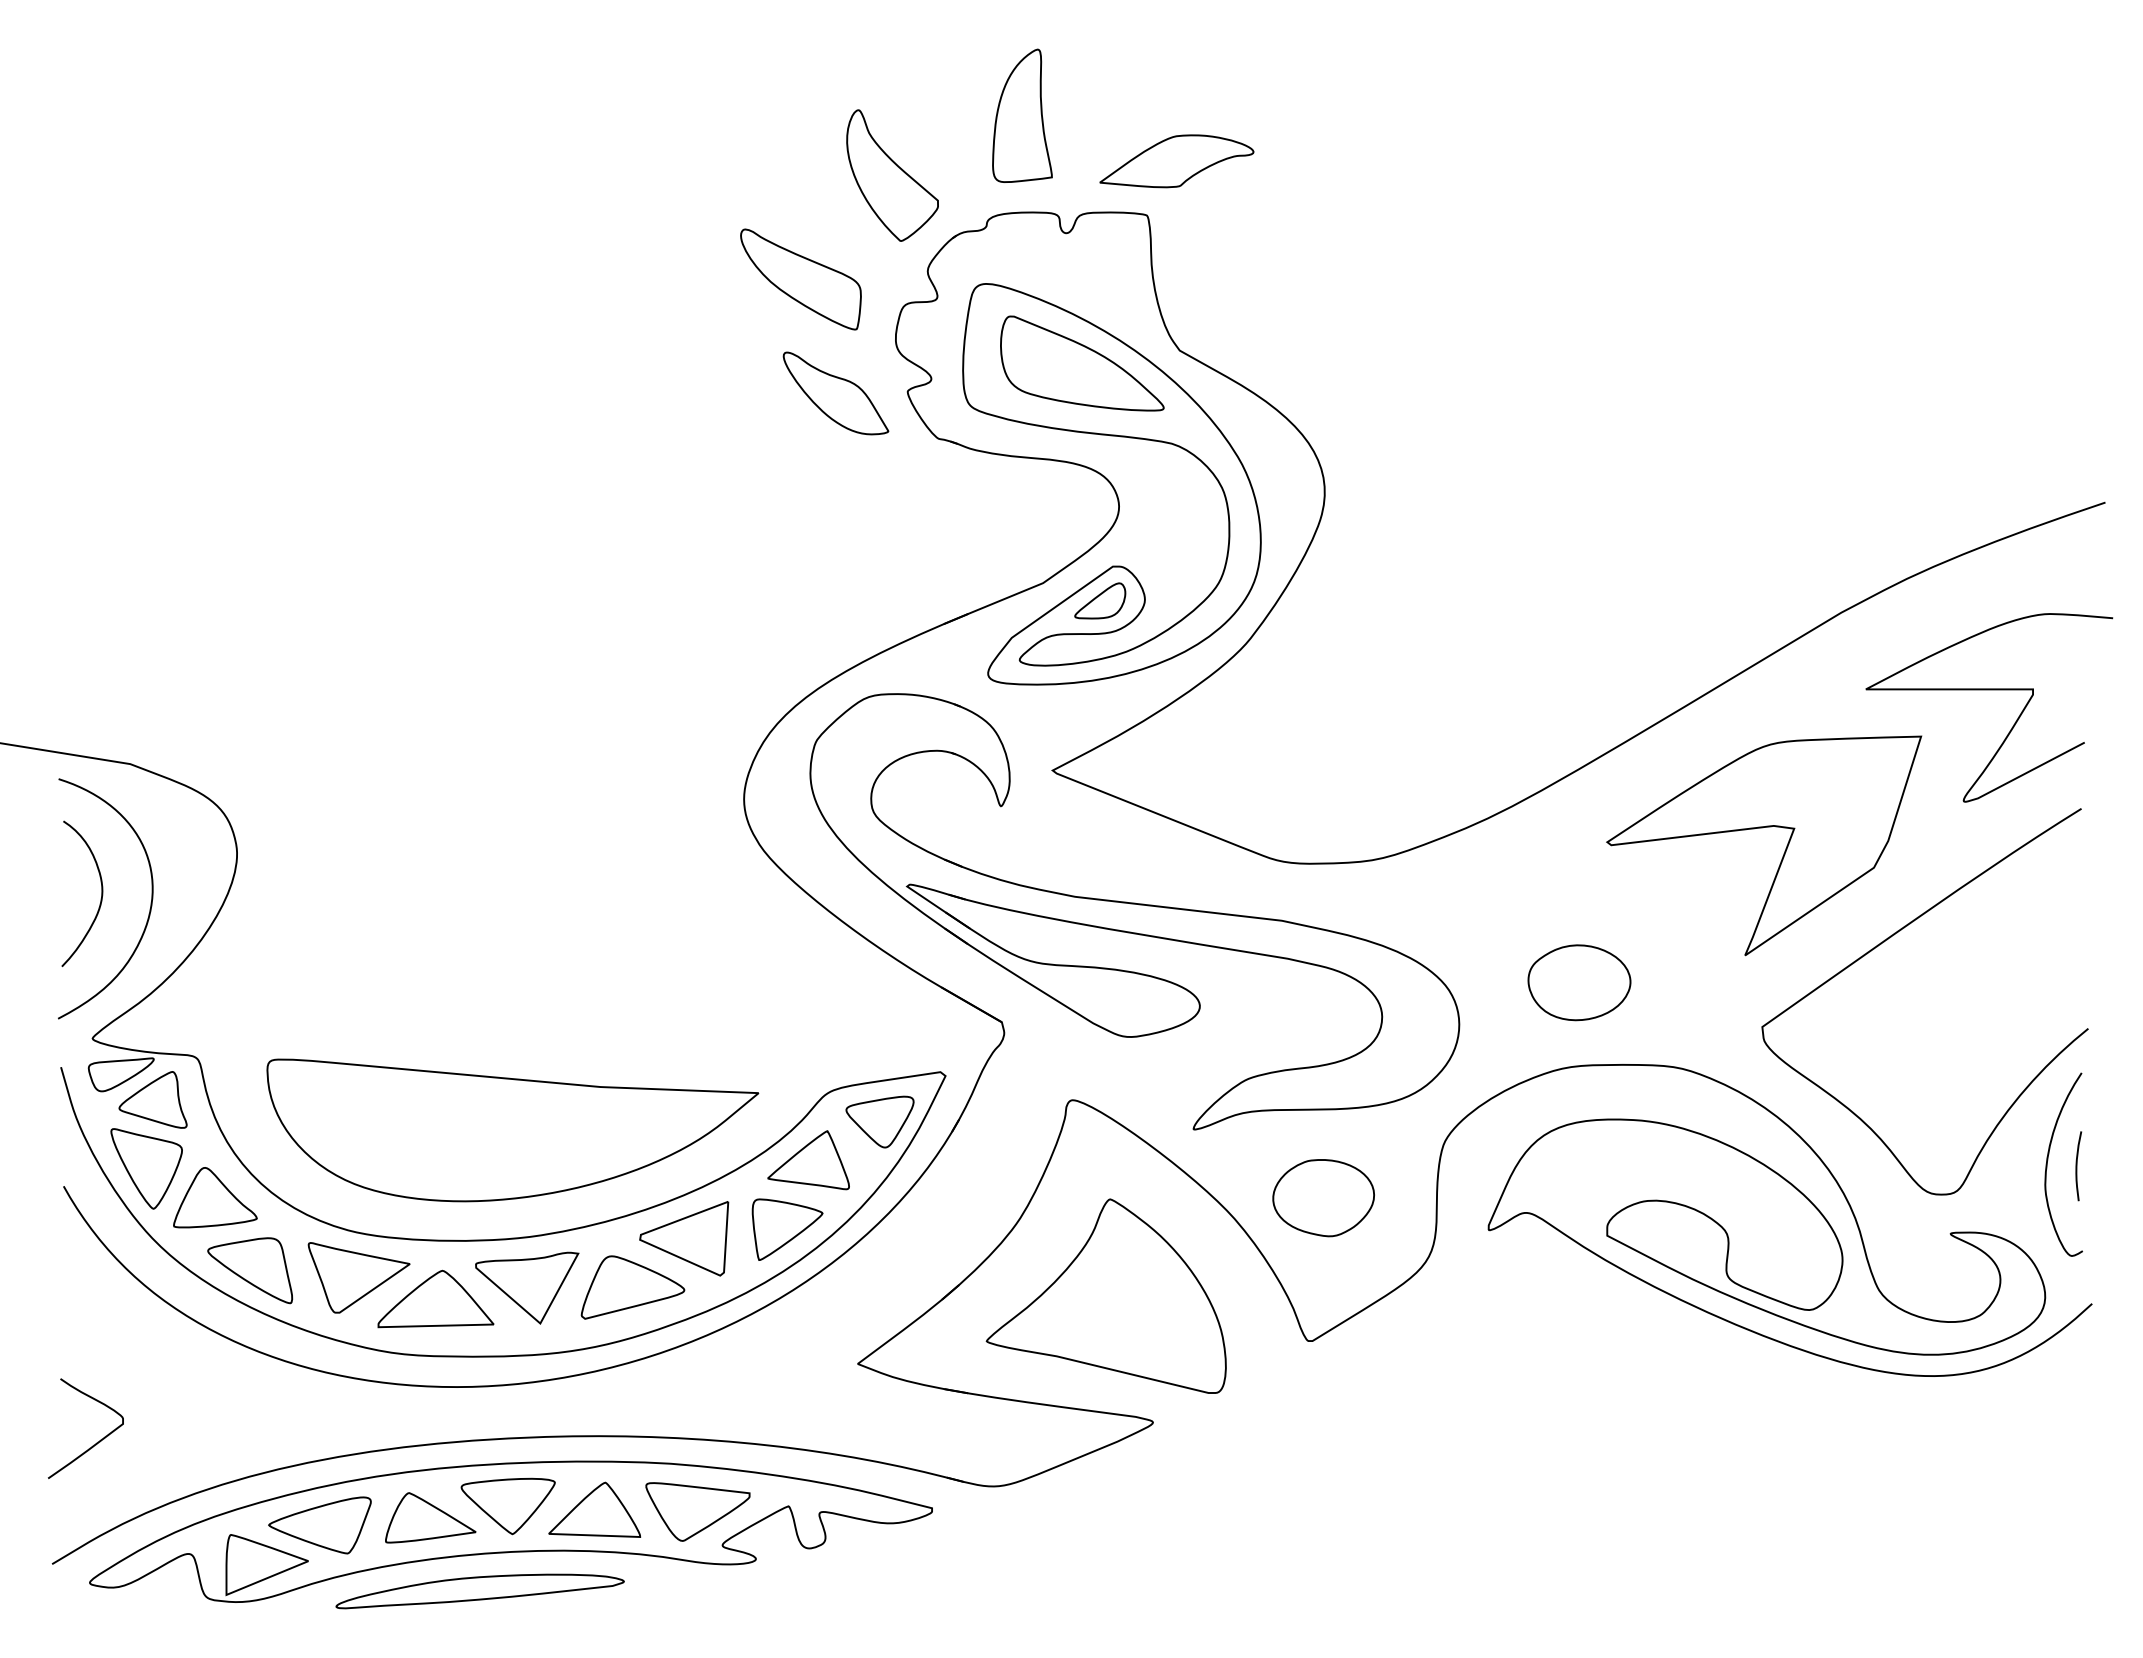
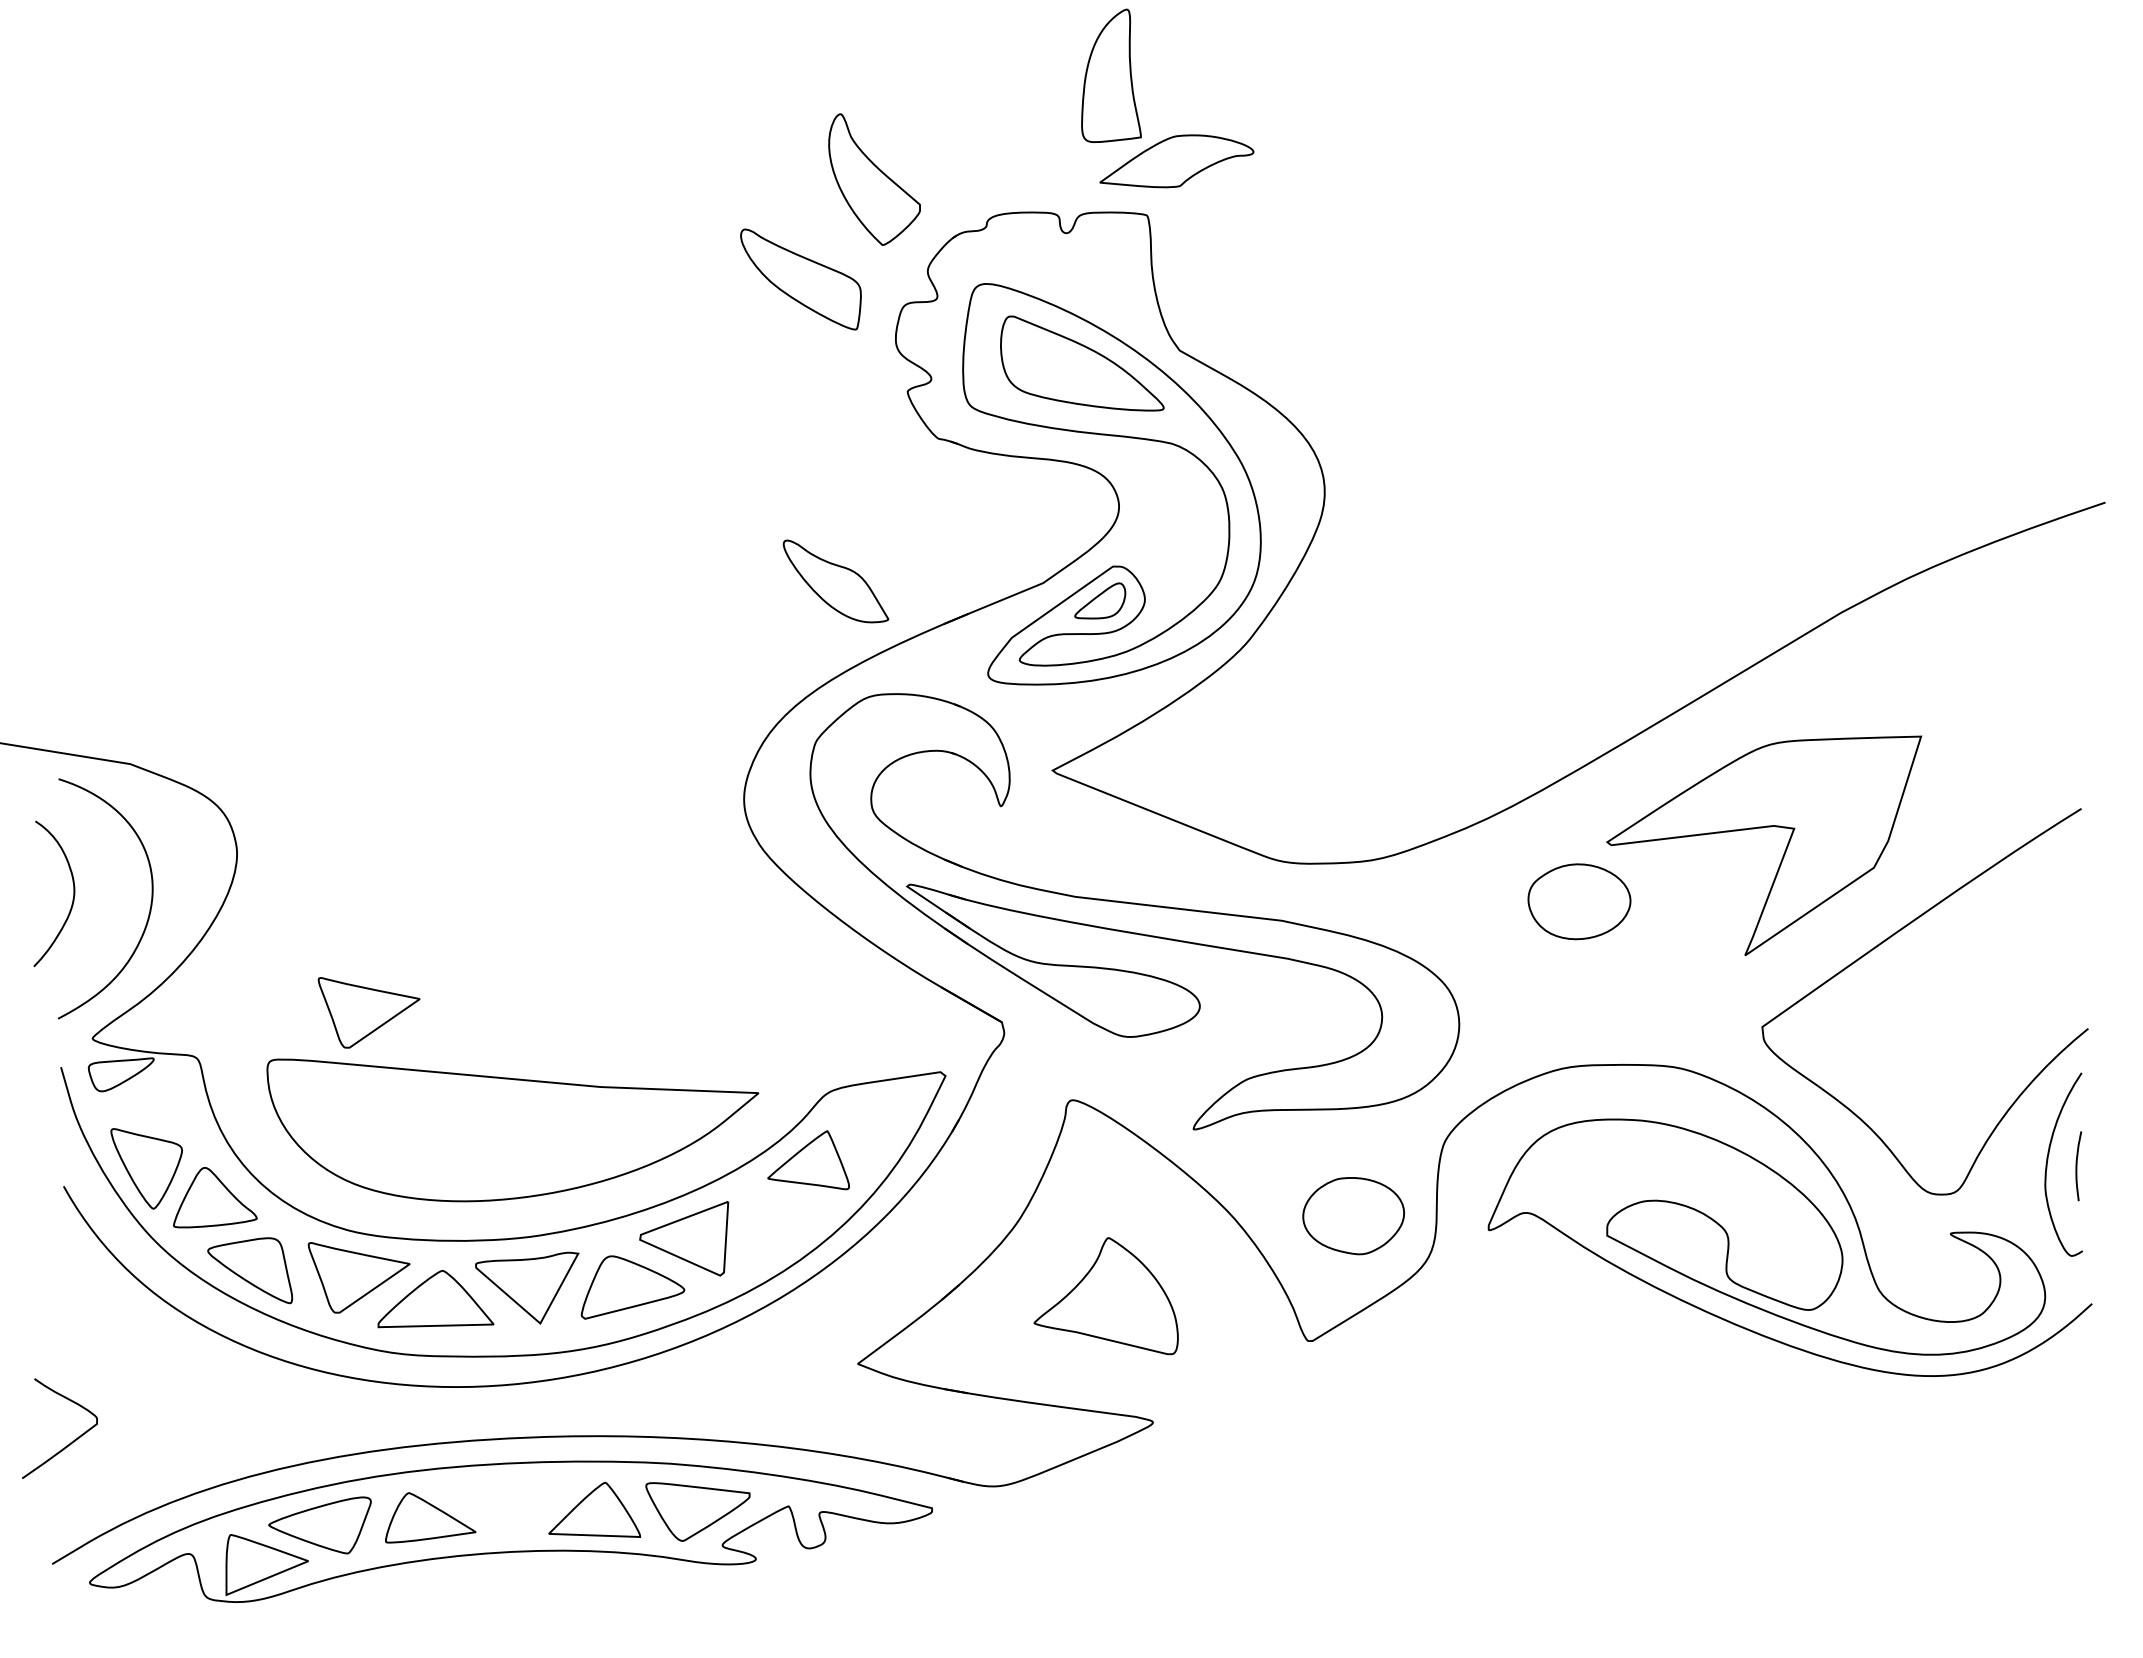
part position: (1022, 115) -> (1111, 75) (1111, 75)
part position: (892, 175) -> (874, 179) (874, 179)
part position: (835, 393) -> (835, 581) (835, 581)
curve: present -> none (1989, 690)
curve position: (100, 898) -> (72, 898) (72, 898)
part position: (1579, 982) -> (1579, 901) (1579, 901)
part: none -> present (368, 1012)
part: present -> none (152, 1099)
part: present -> none (879, 1121)
part position: (1323, 1198) -> (1353, 1216) (1353, 1216)
part: present -> none (787, 1229)
part size: 242x196 px -> 146x119 px (1105, 1296)
curve position: (96, 1442) -> (70, 1442) (70, 1442)
part: present -> none (507, 1506)
part: present -> none (479, 1591)
